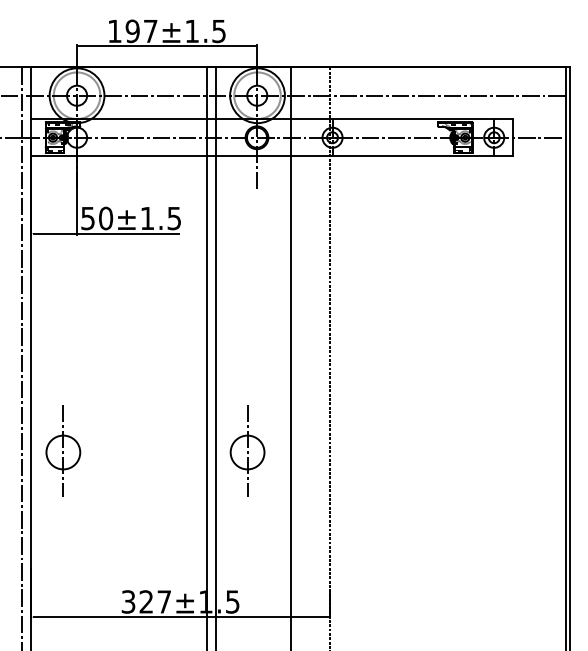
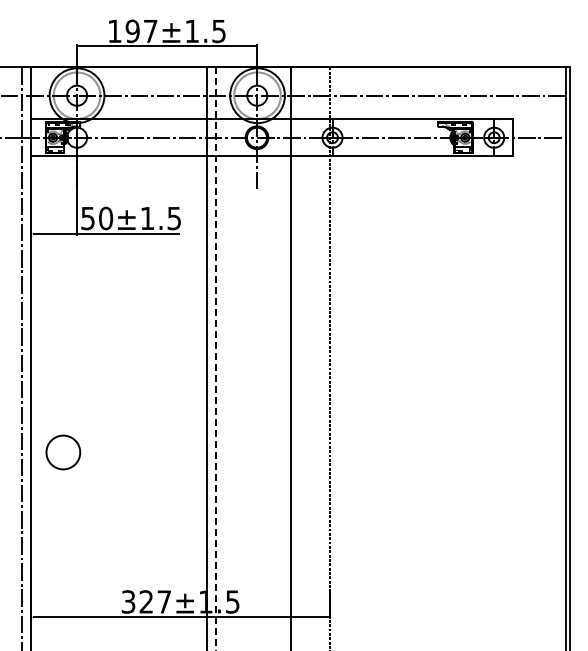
line: solid -> dashed (215, 359)
line: present -> none (63, 450)
part: present -> none (247, 450)
